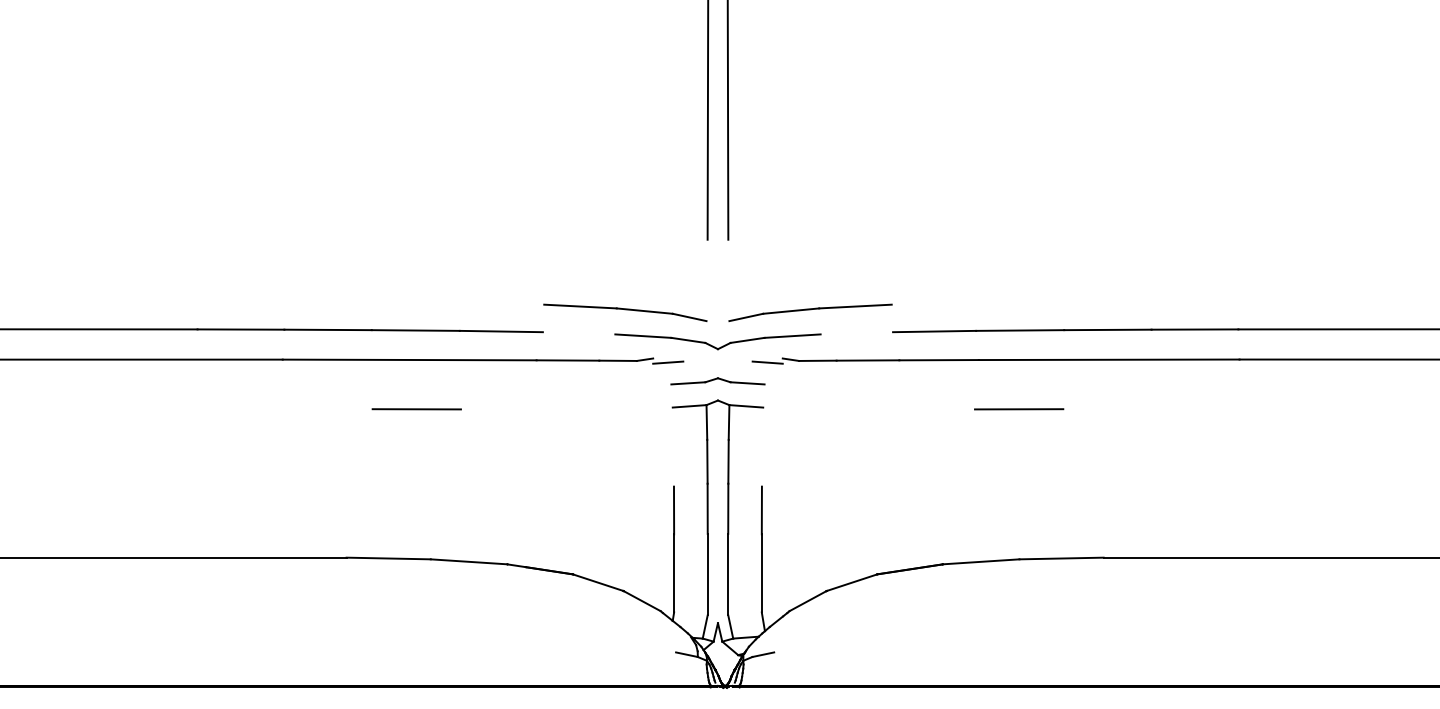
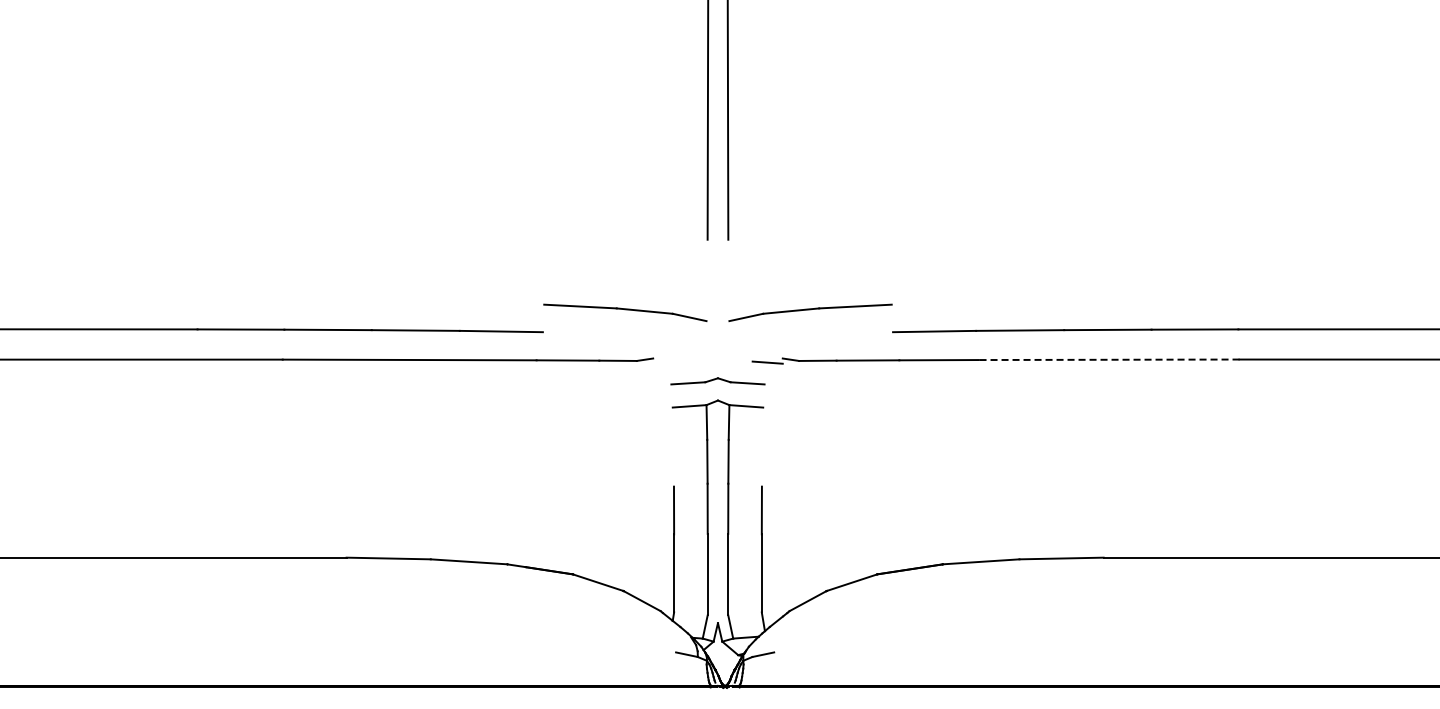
part: present -> none (717, 341)
line: solid -> dashed (1108, 359)
line: present -> none (668, 362)
line: present -> none (416, 409)
line: present -> none (1019, 409)
